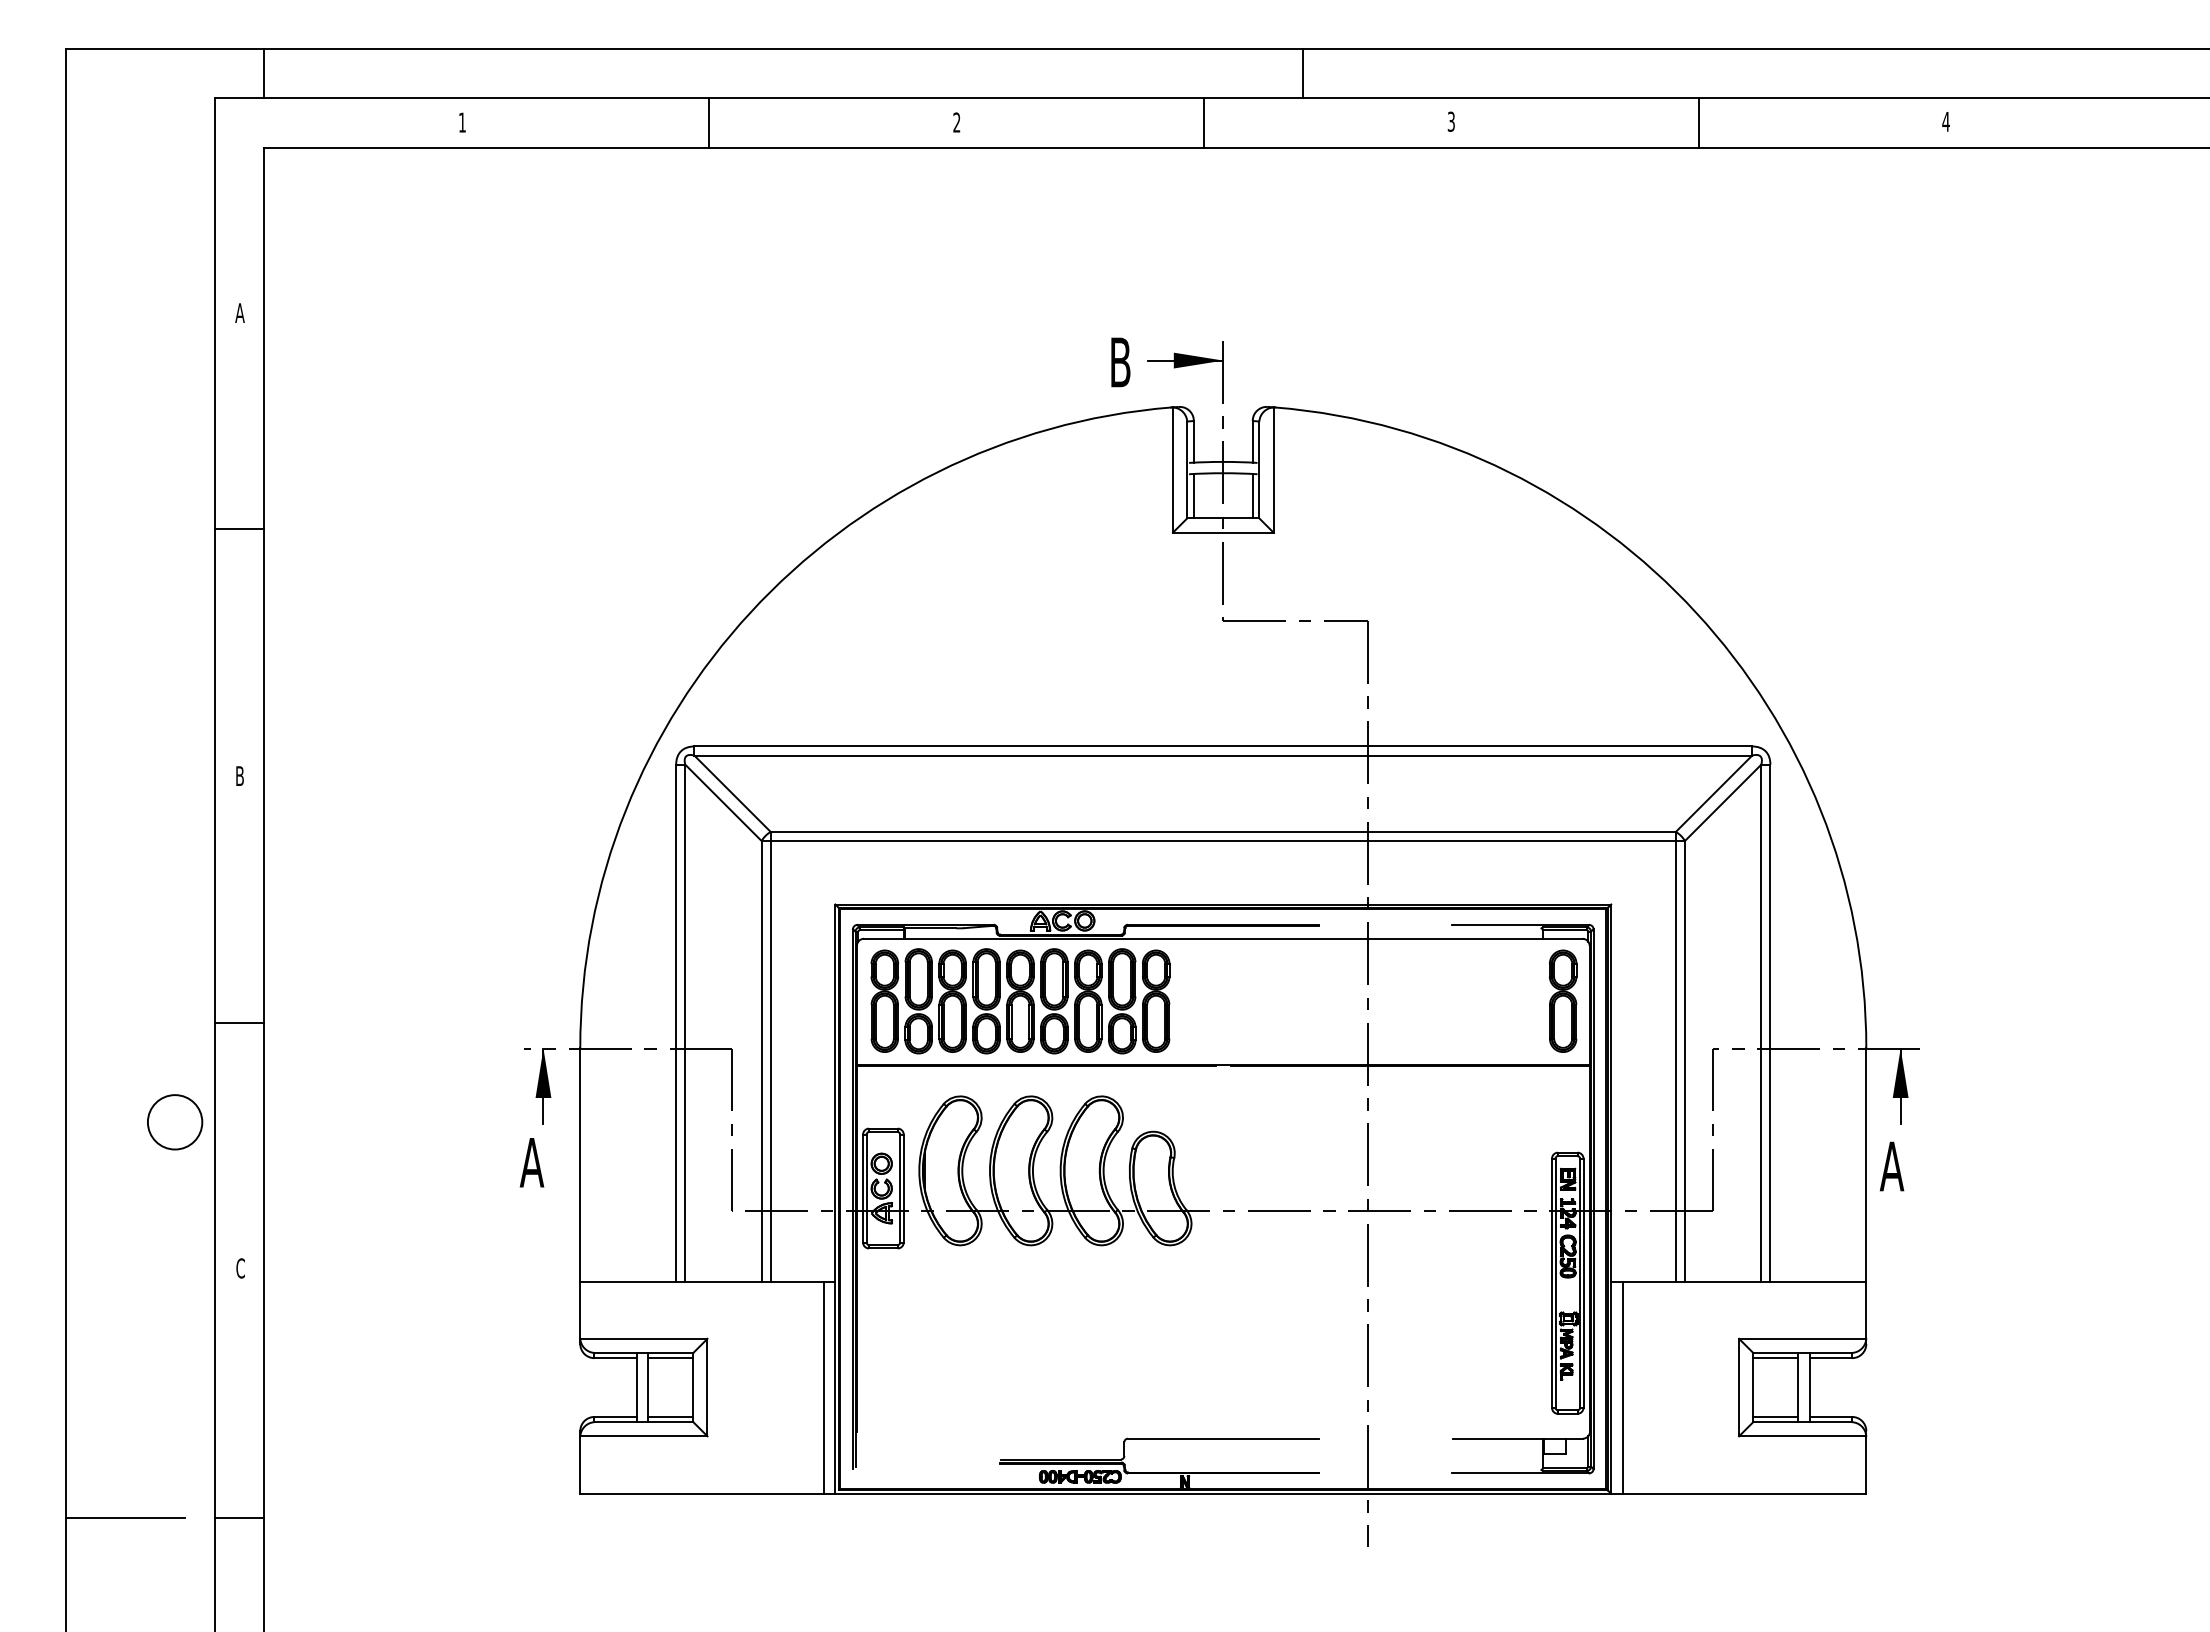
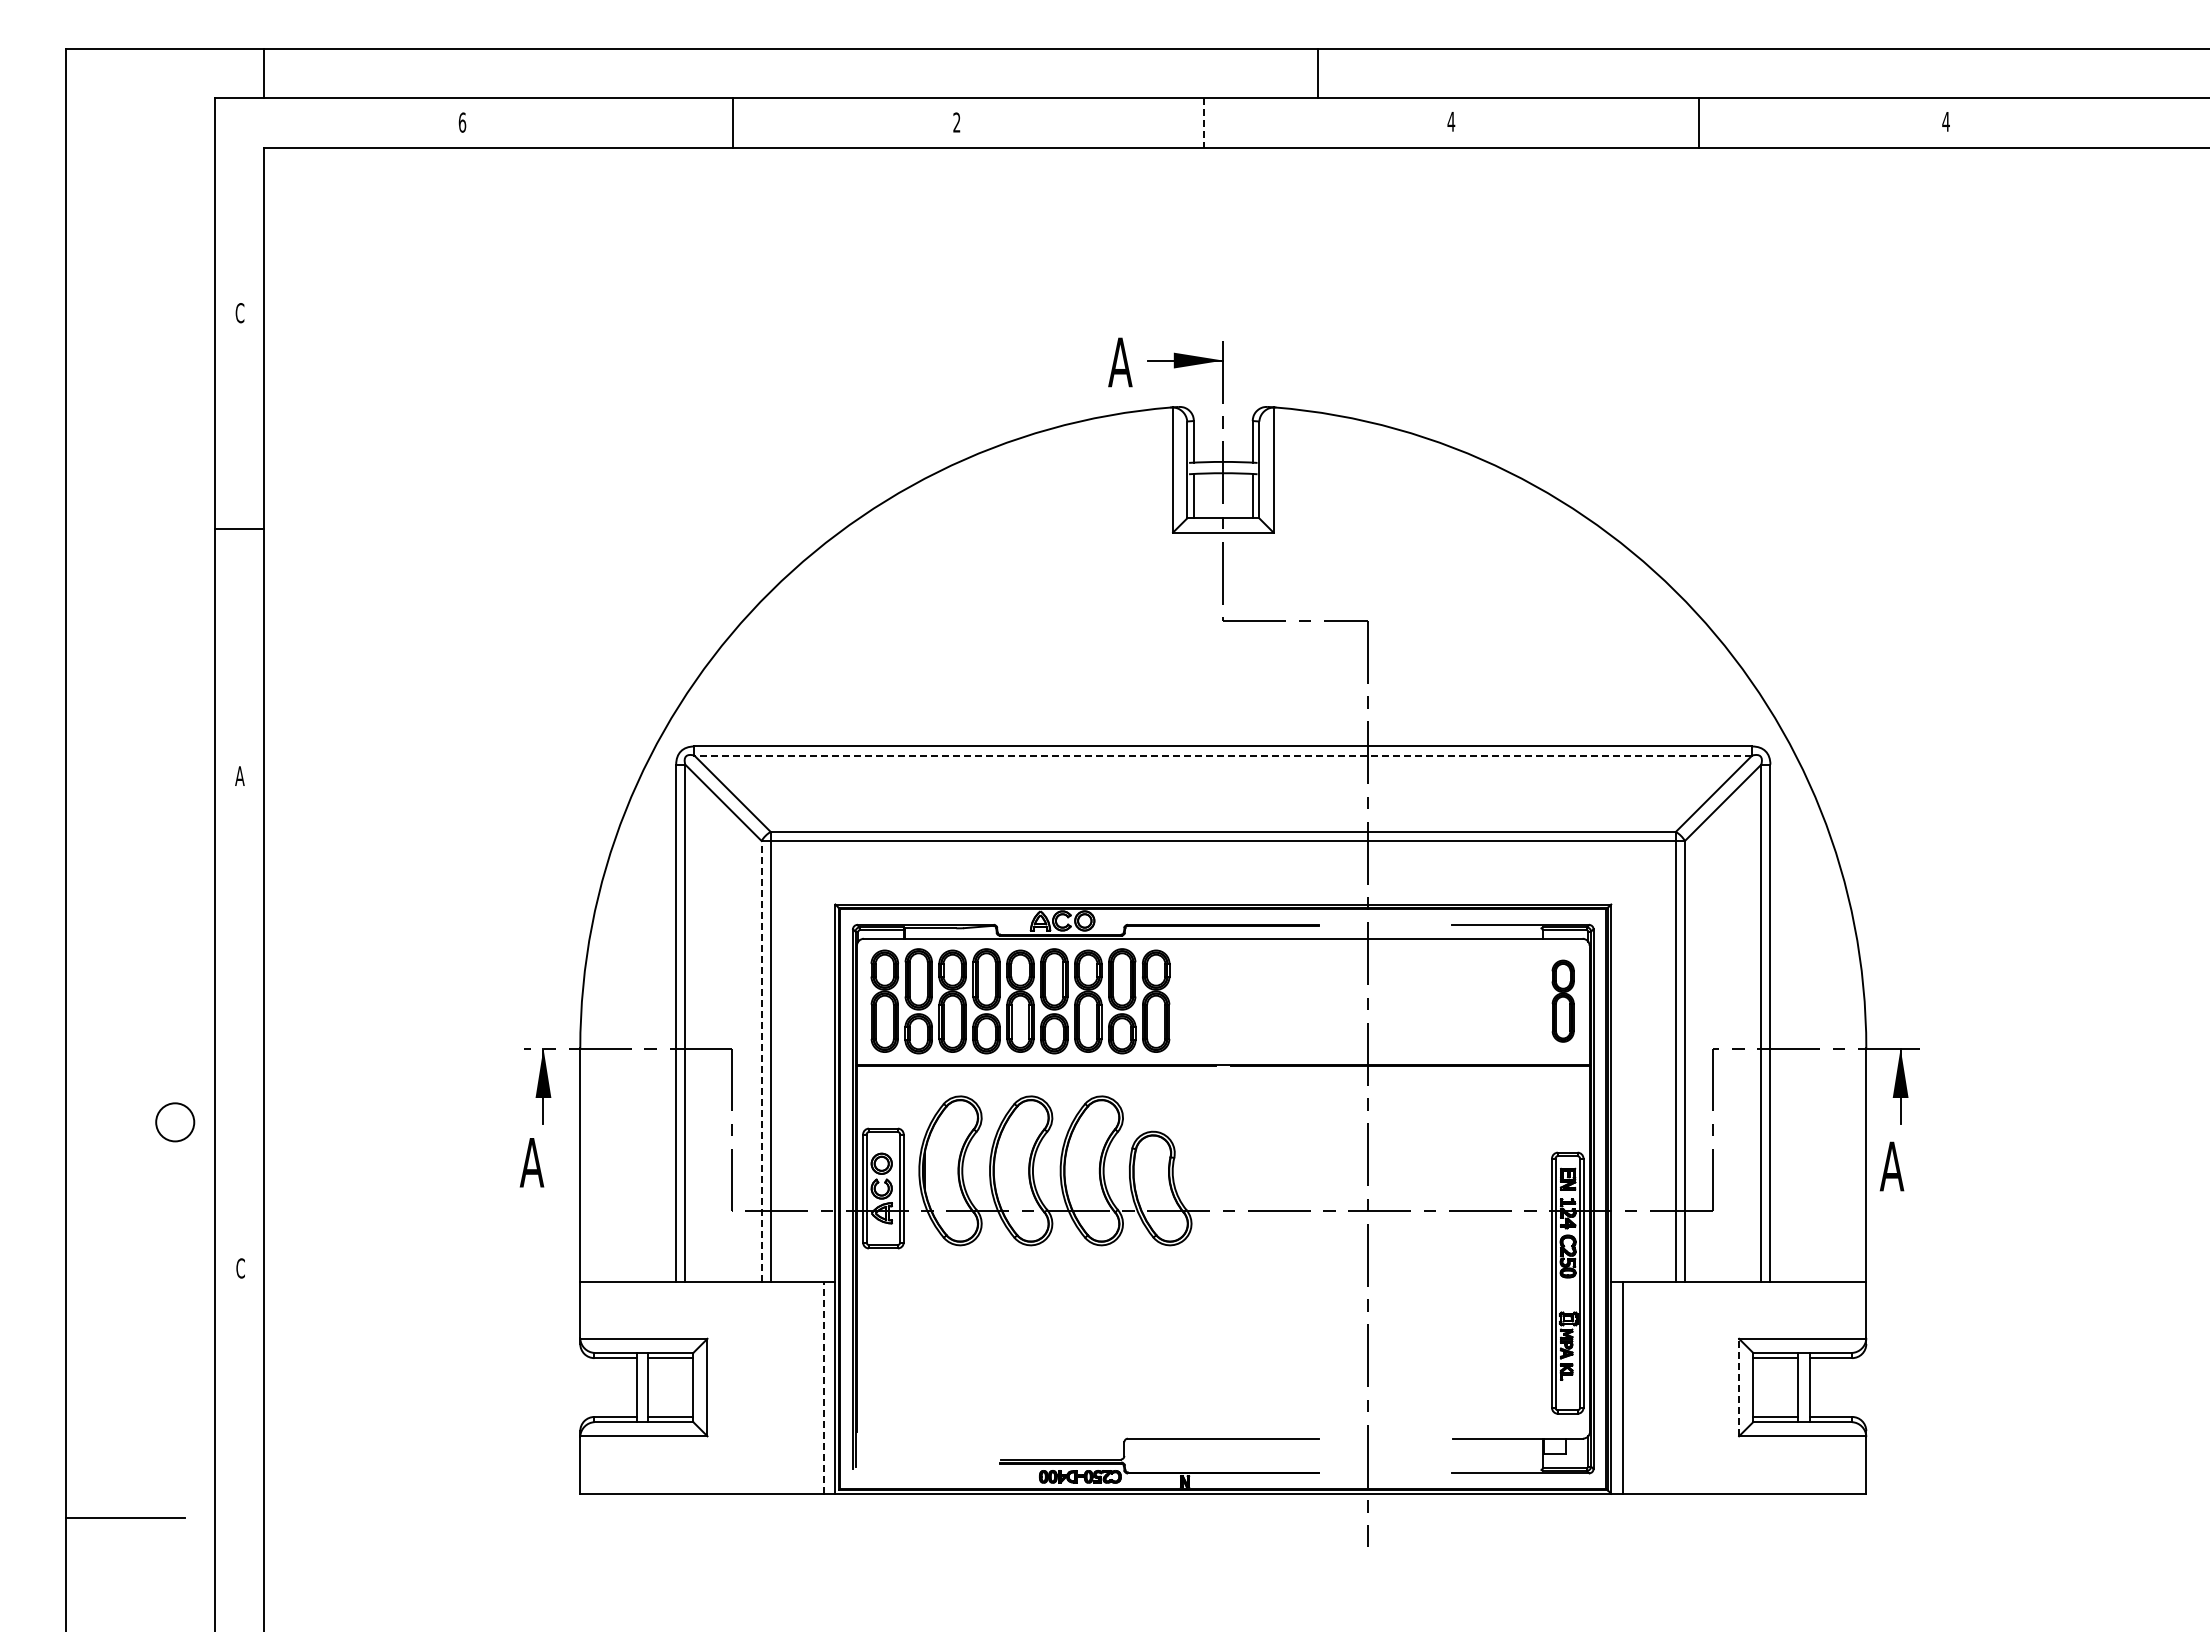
line position: (1302, 73) -> (1317, 73) (1317, 73)
text: 3 -> 4 (1451, 121)
text: 1 -> 6 (462, 122)
line position: (709, 122) -> (733, 122) (733, 122)
line: solid -> dashed (1203, 123)
text: A -> C (239, 313)
text: B -> A (1120, 362)
line: solid -> dashed (1223, 755)
text: B -> A (239, 775)
part size: 29x104 px -> 24x84 px (1562, 1000)
line: present -> none (239, 1023)
line: solid -> dashed (761, 1060)
circle size: 57x57 px -> 41x41 px (175, 1122)
line: solid -> dashed (823, 1387)
line: solid -> dashed (1739, 1387)
line: present -> none (239, 1518)
